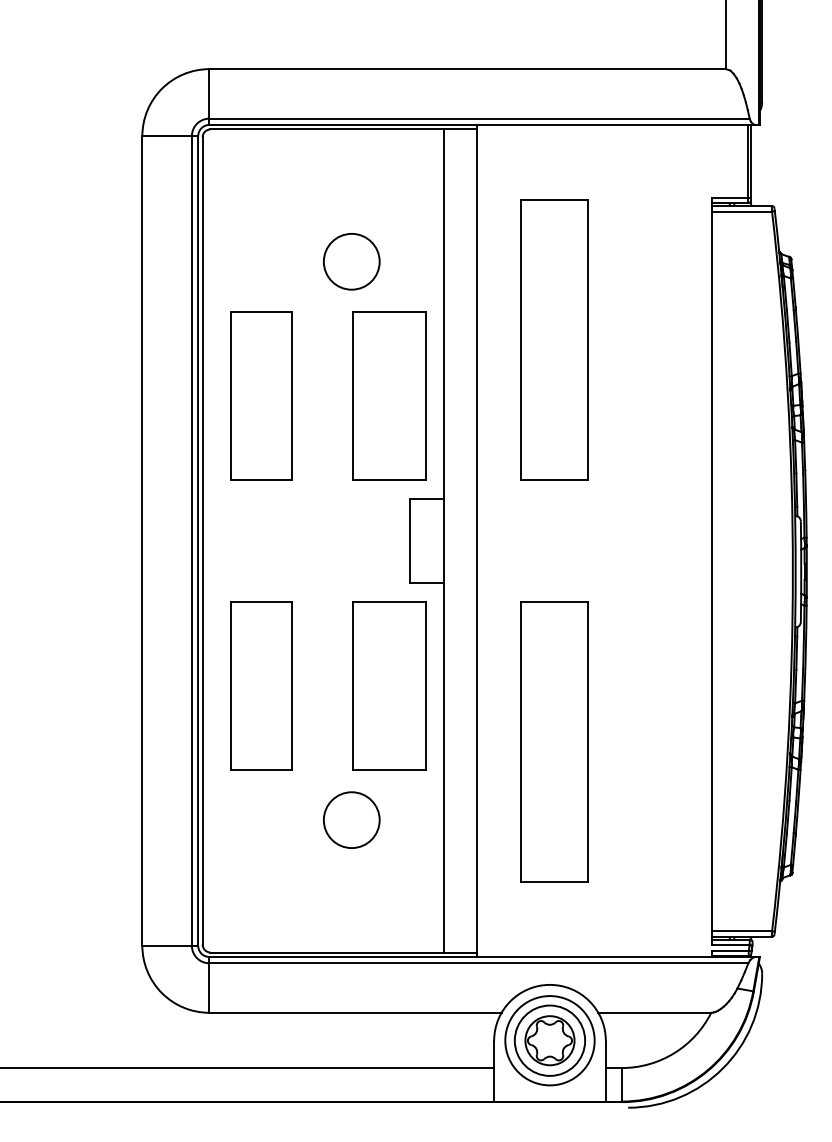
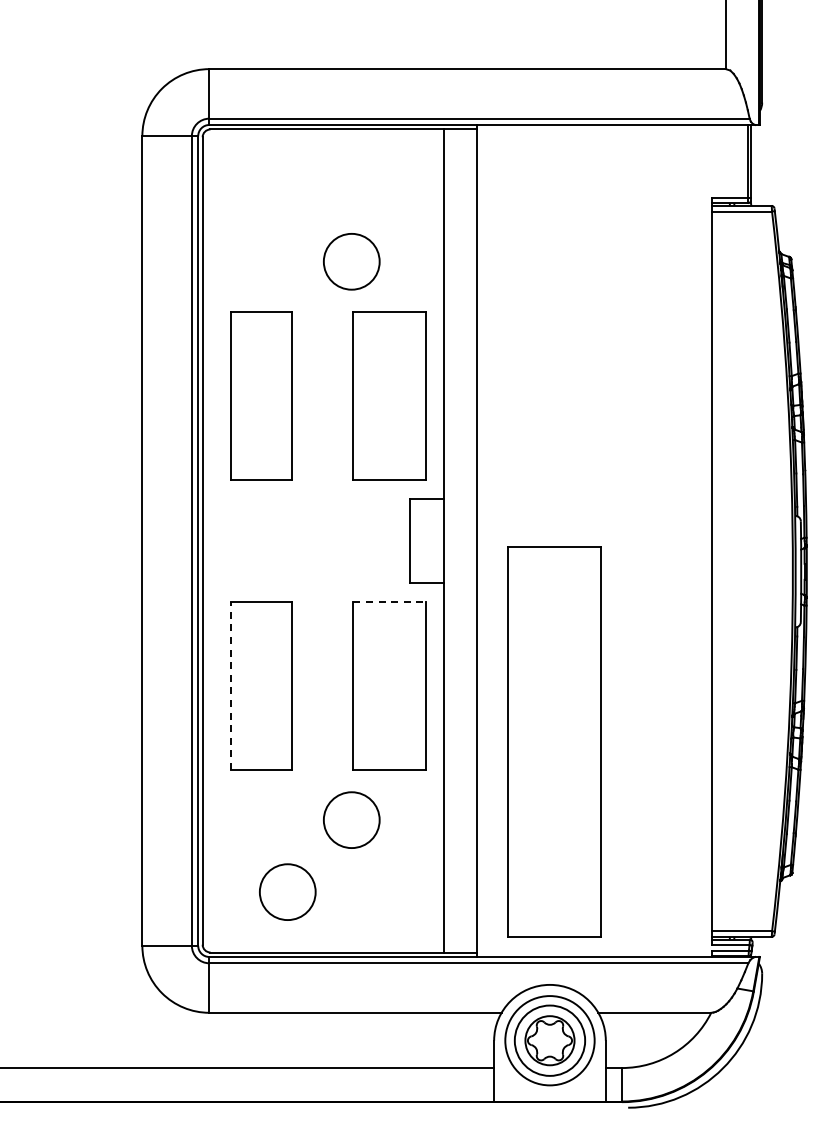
part: present -> none (554, 339)
line: solid -> dashed (390, 602)
line: solid -> dashed (230, 686)
part size: 69x282 px -> 95x392 px (554, 741)
circle: none -> present (287, 891)
